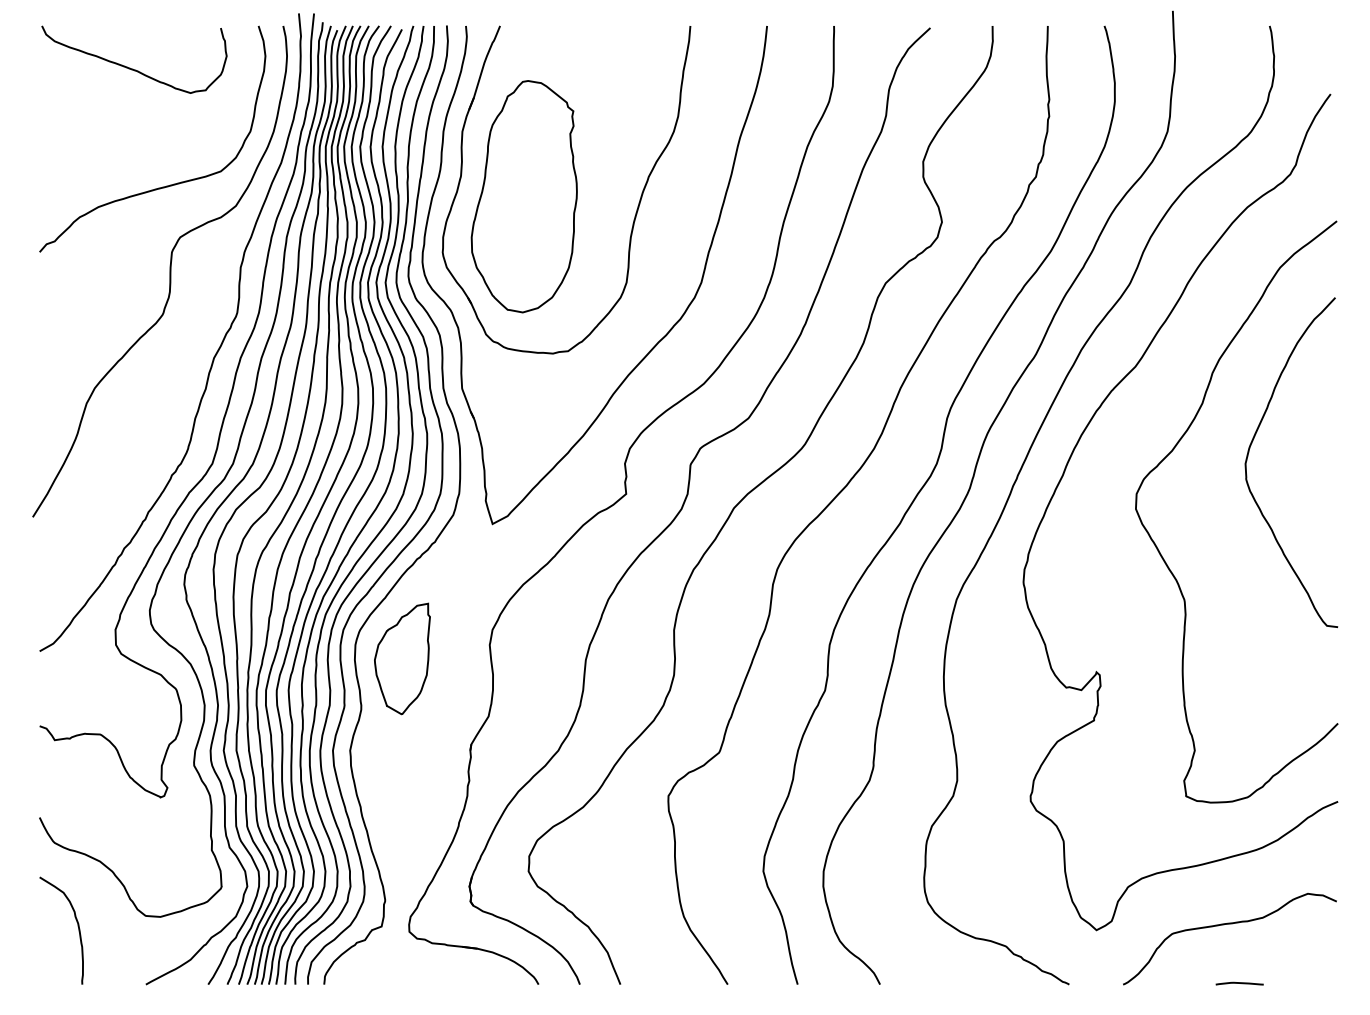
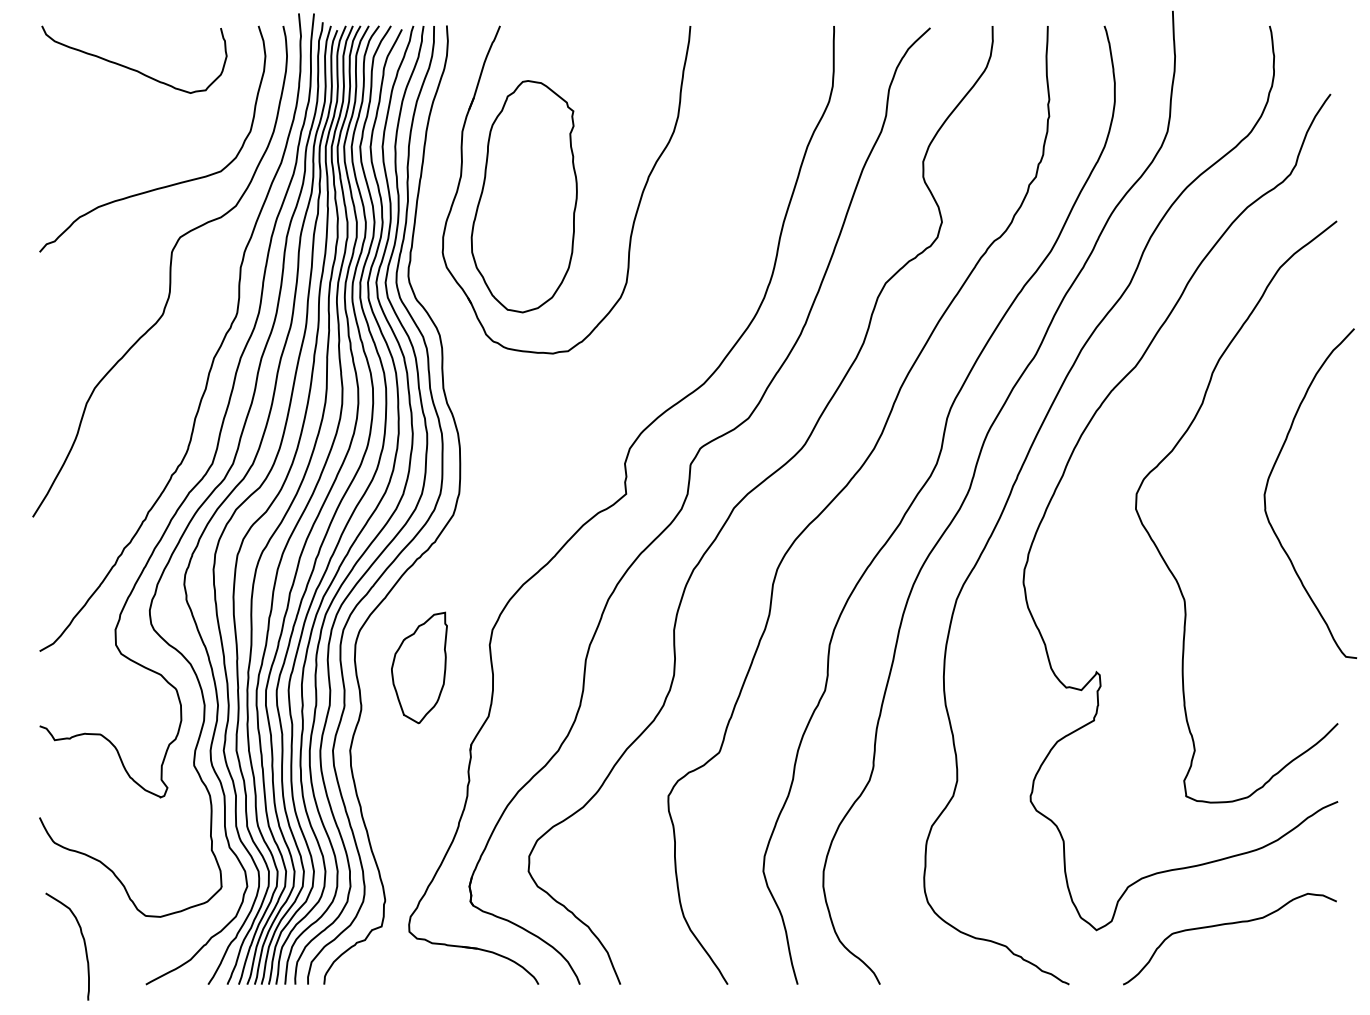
part: present -> none (659, 340)
curve position: (1249, 452) -> (1268, 483) (1268, 483)
part position: (402, 658) -> (419, 667) (419, 667)
curve position: (77, 926) -> (83, 942) (83, 942)
curve: present -> none (1239, 983)
